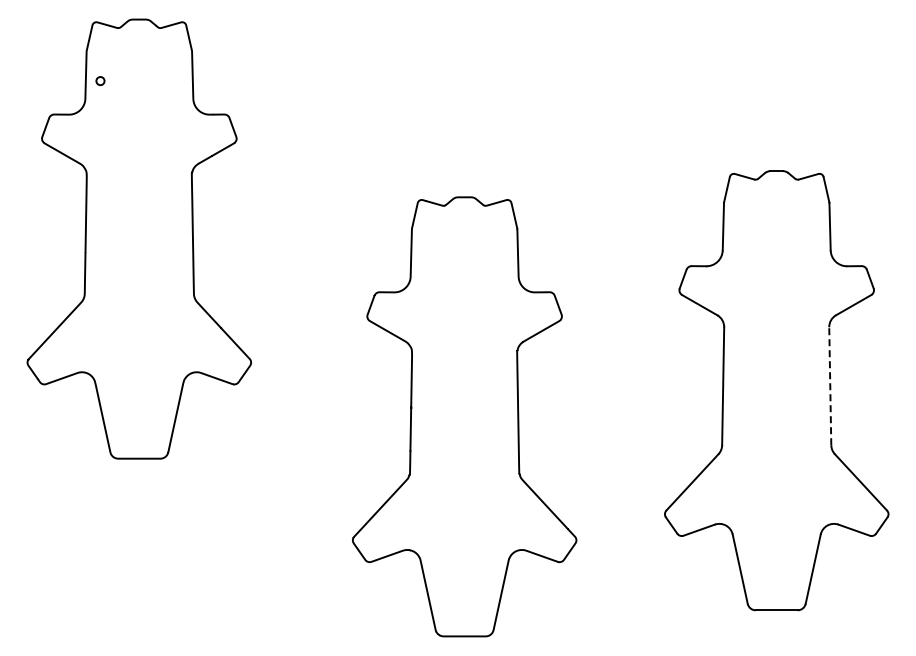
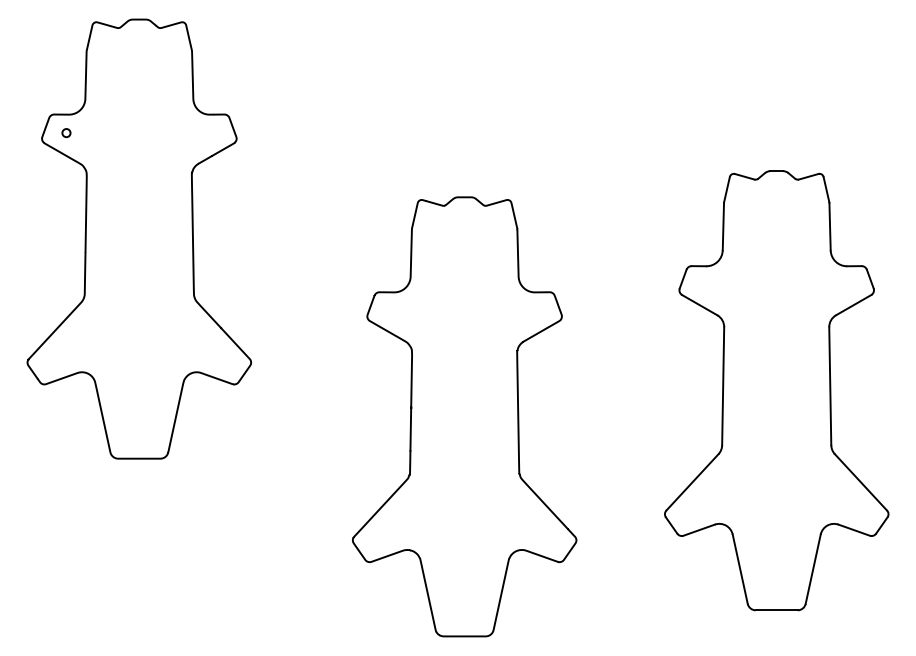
circle position: (100, 81) -> (66, 133) (66, 133)
line: dashed -> solid (830, 386)
